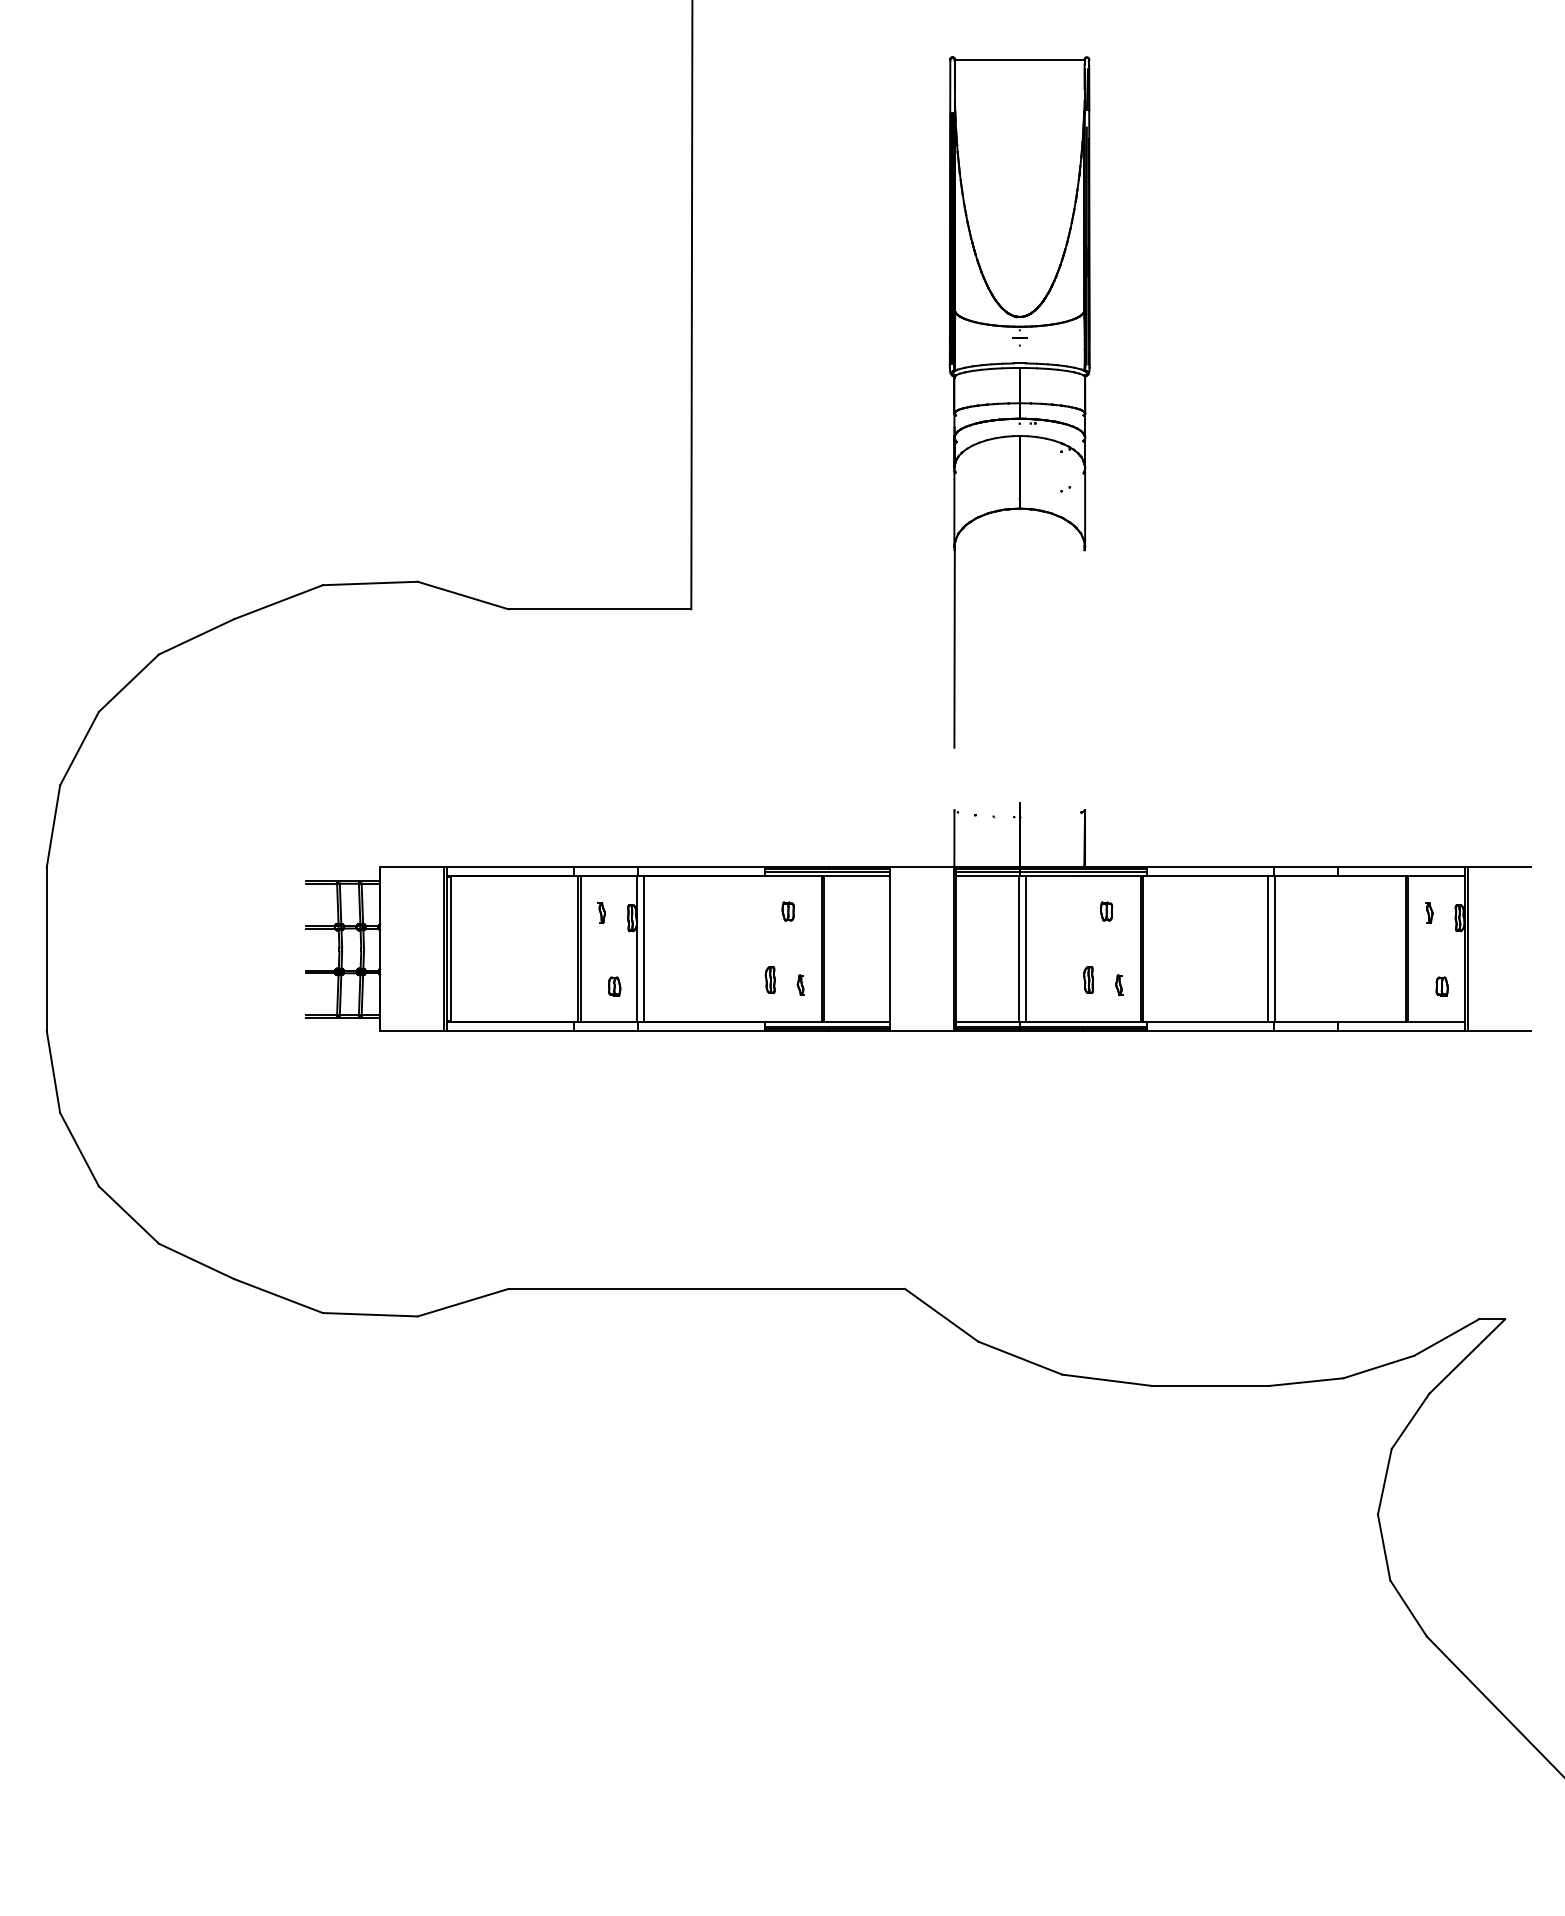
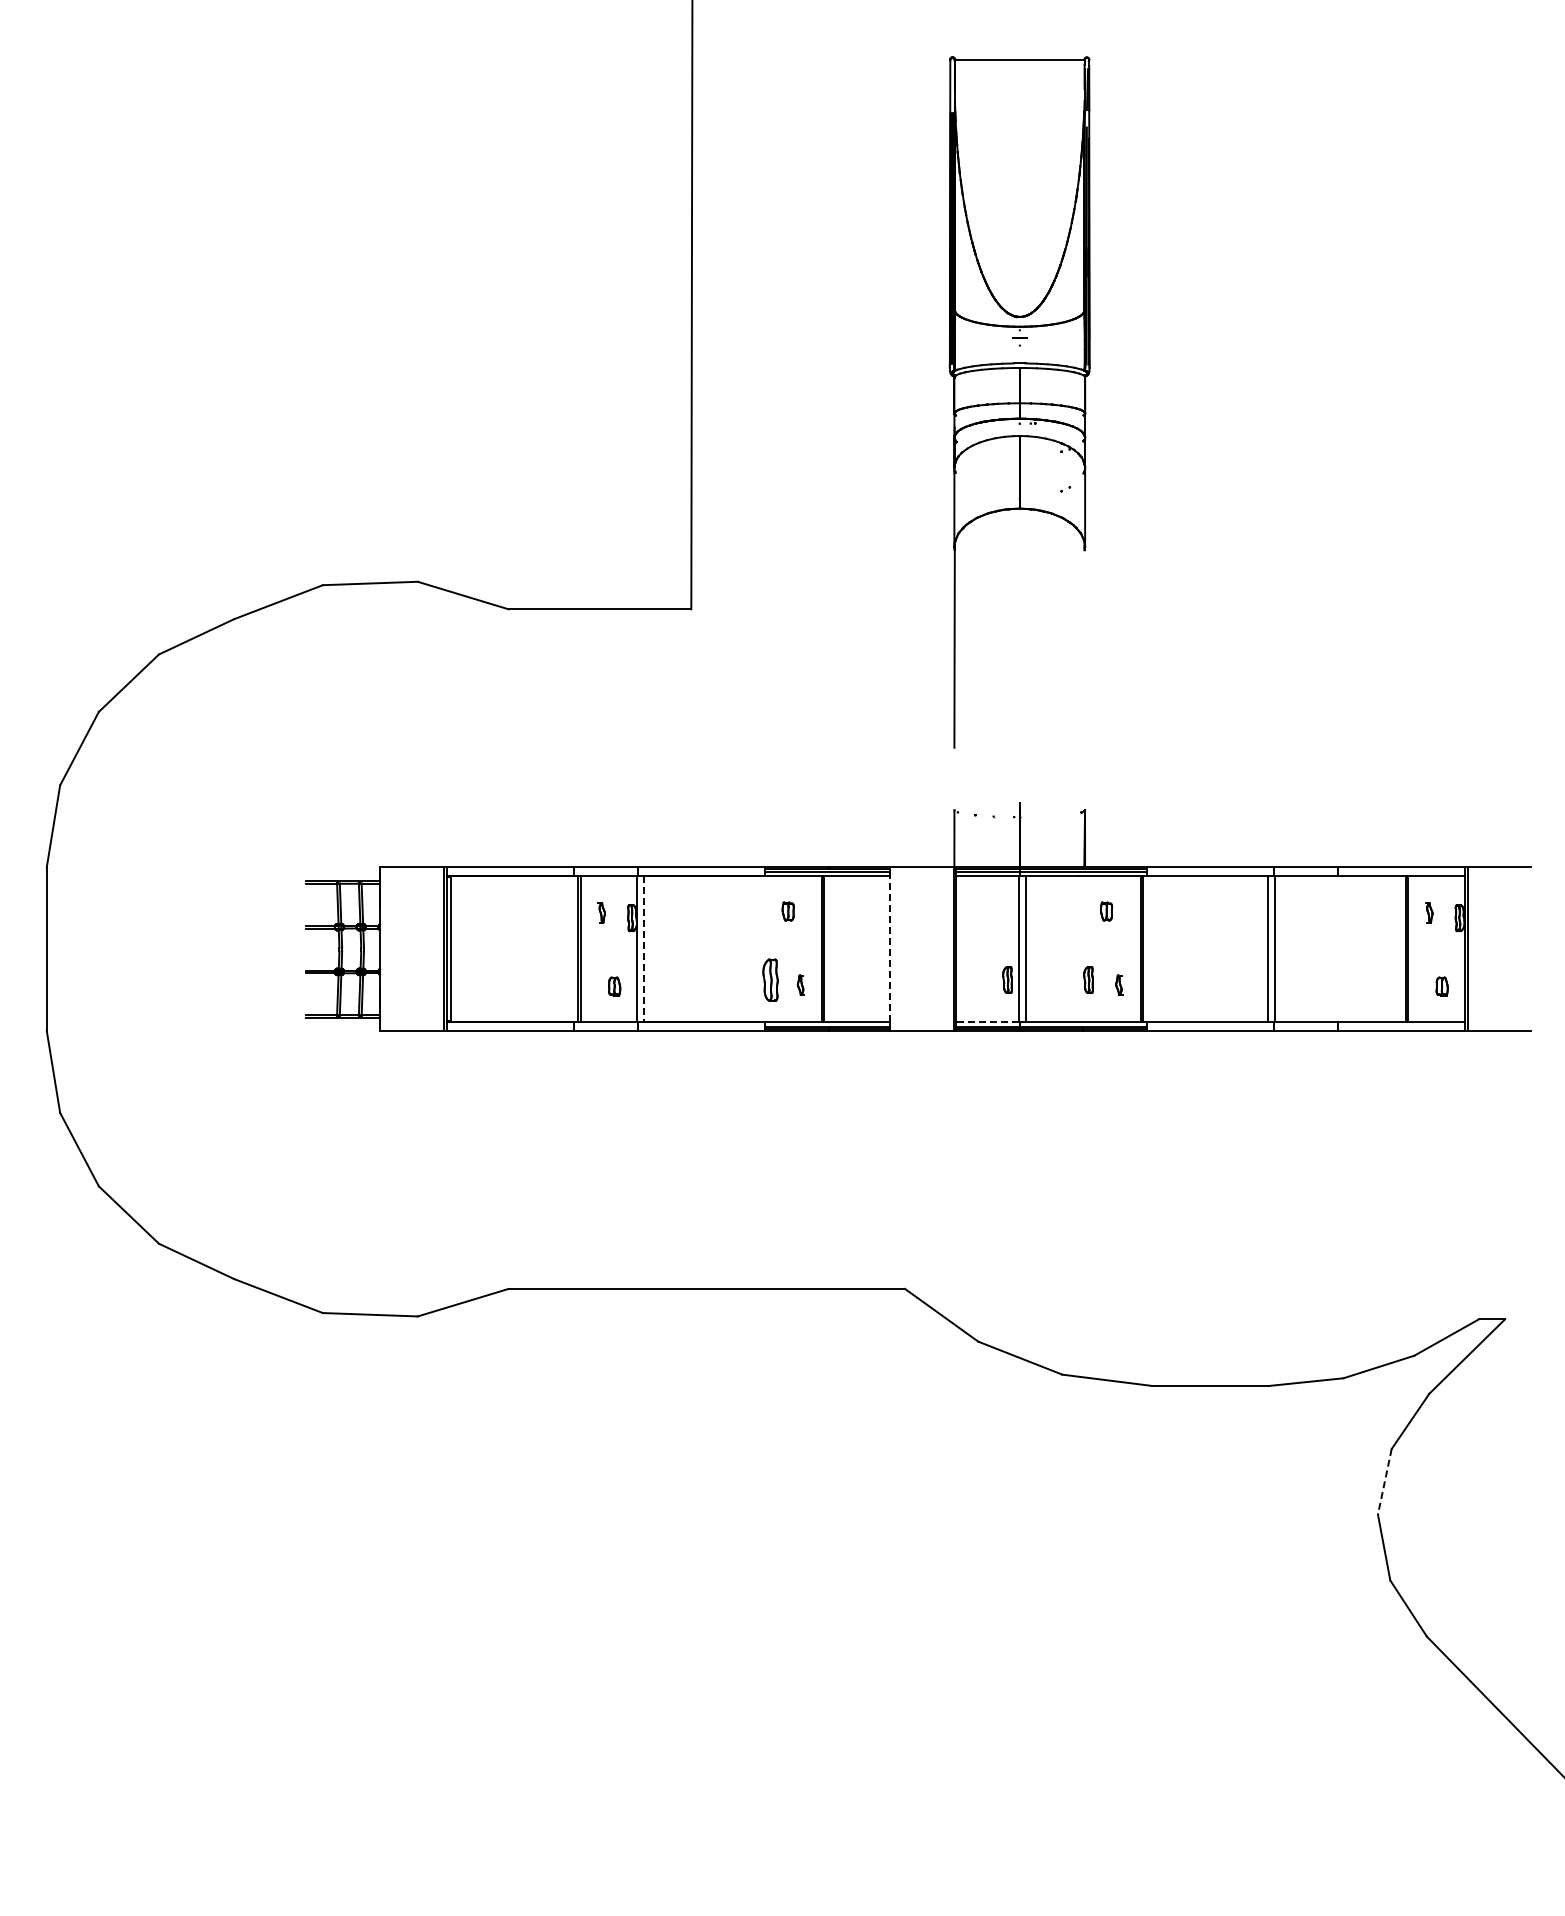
line: solid -> dashed (890, 948)
line: solid -> dashed (643, 949)
part size: 12x28 px -> 17x44 px (770, 979)
part: none -> present (1007, 979)
line: solid -> dashed (987, 1022)
line: solid -> dashed (1384, 1482)
